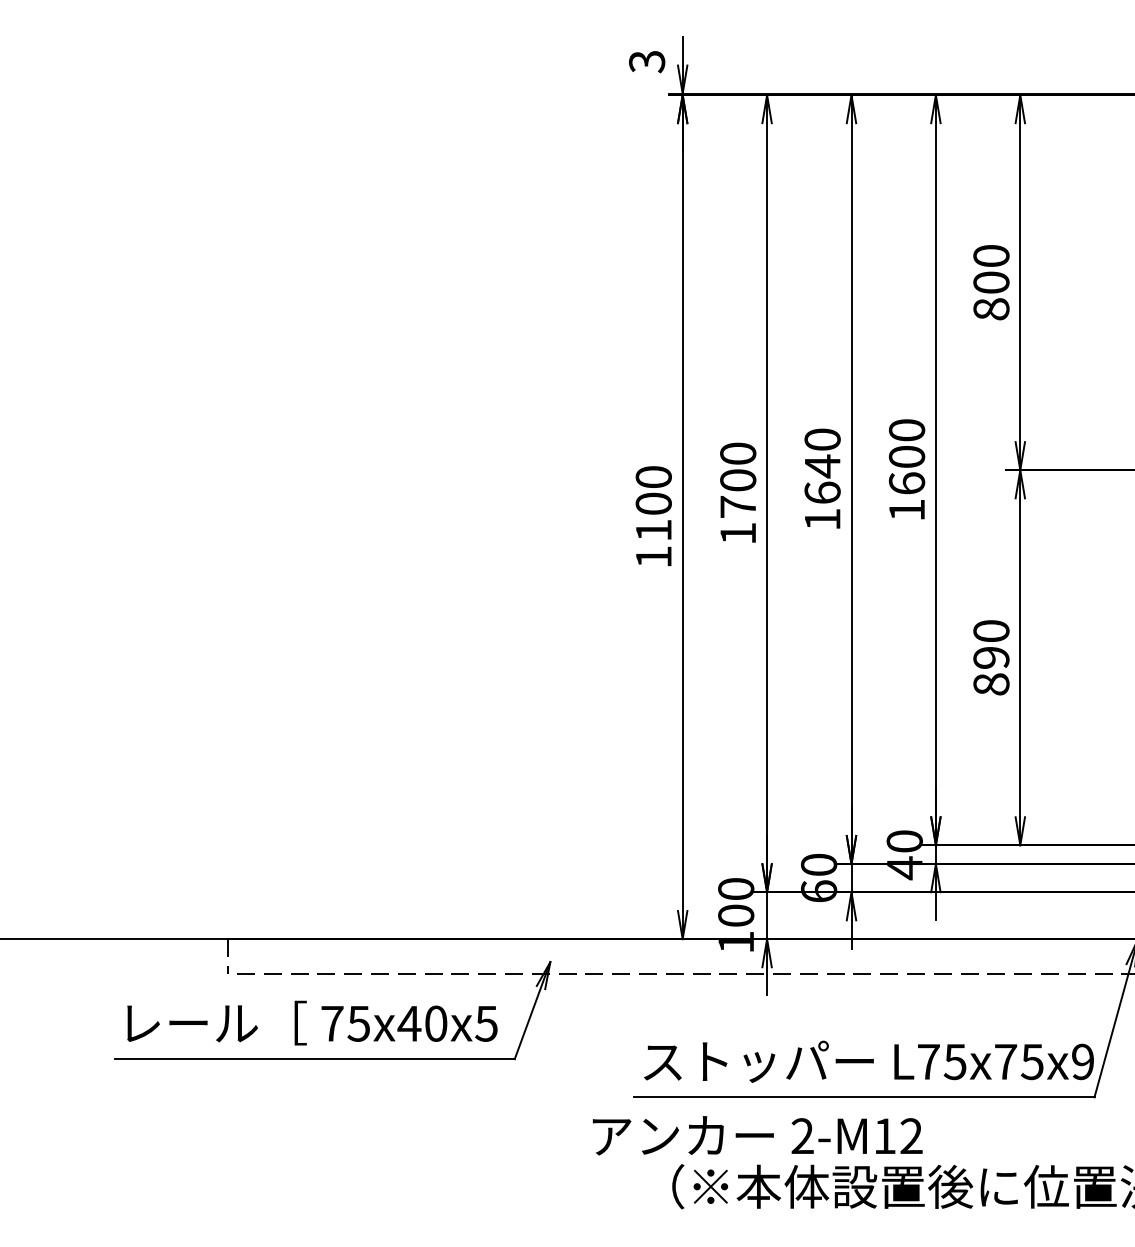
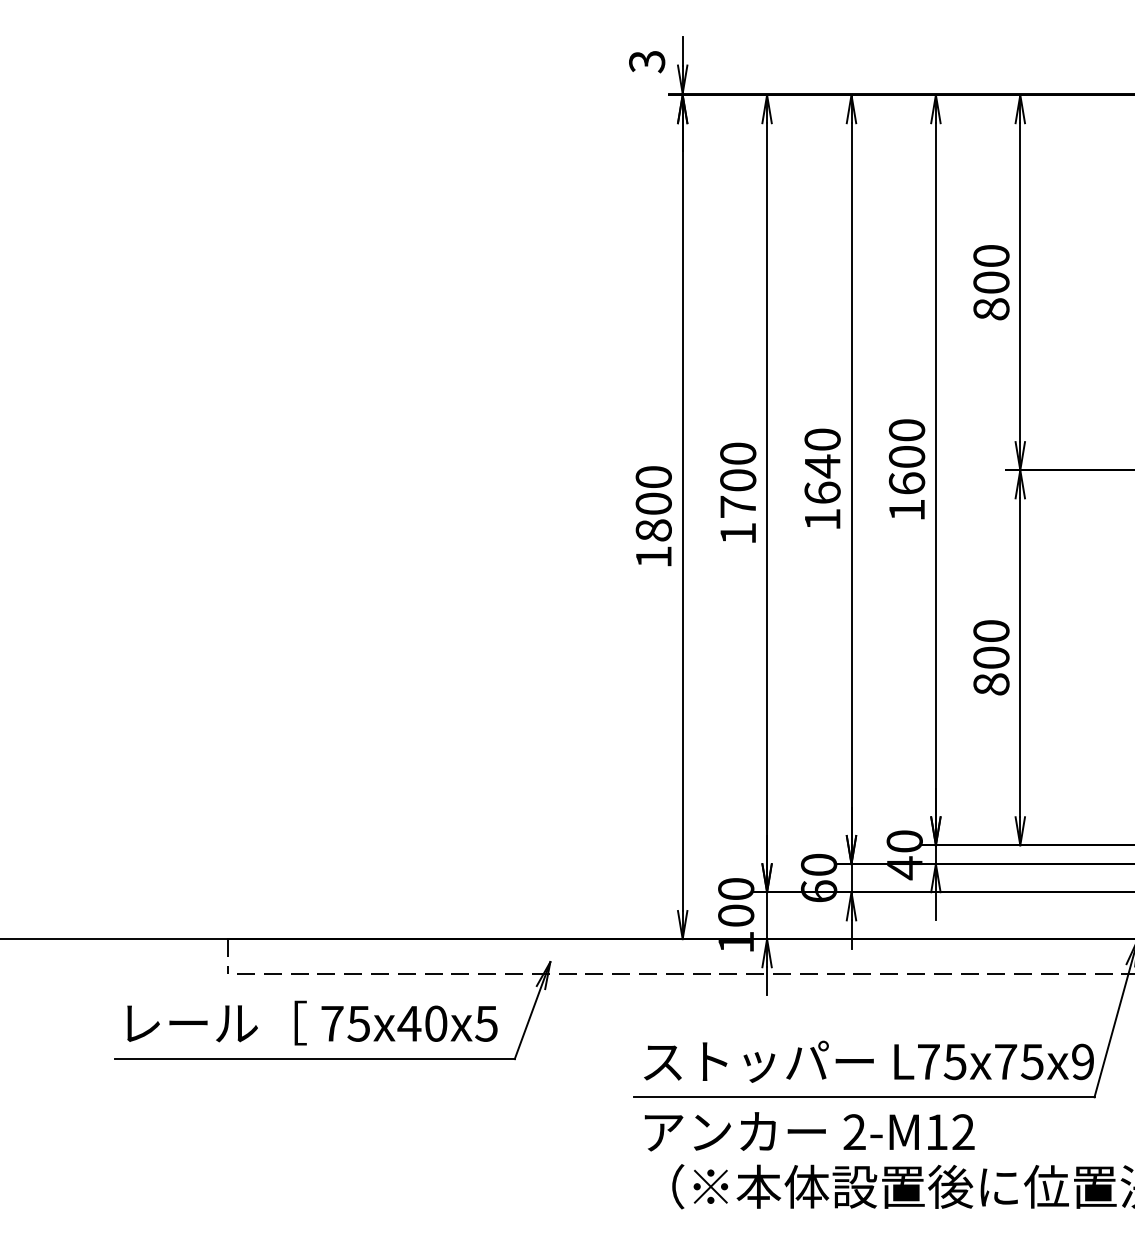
text: 1100 -> 1800 (653, 530)
text: 890 -> 800 (991, 657)
text position: (757, 1135) -> (809, 1131) (809, 1131)
